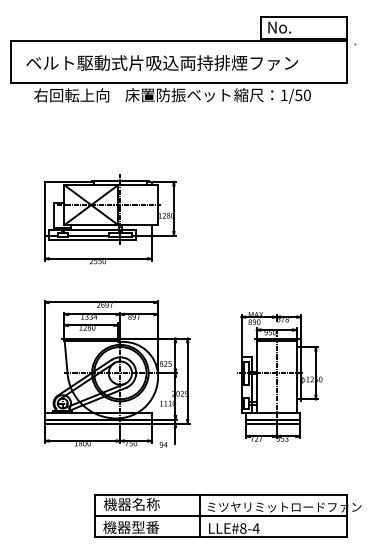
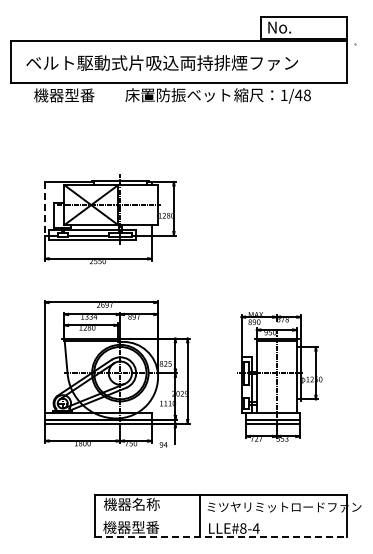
text: 右回転上向 -> 機器型番 (71, 95)
text: 1/50 -> 1/48 (302, 95)
line: solid -> dashed (44, 208)
line: present -> none (220, 516)
line: solid -> dashed (220, 537)
